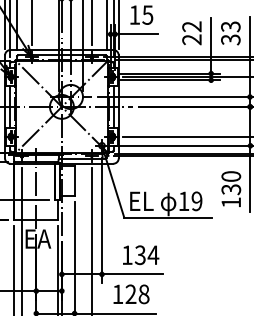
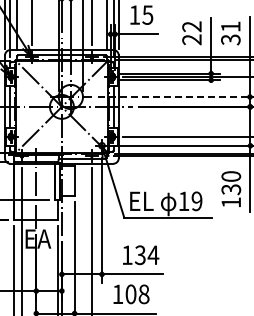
text: 33 -> 31 (230, 26)
line: solid -> dashed (176, 97)
text: 128 -> 108 (130, 294)
